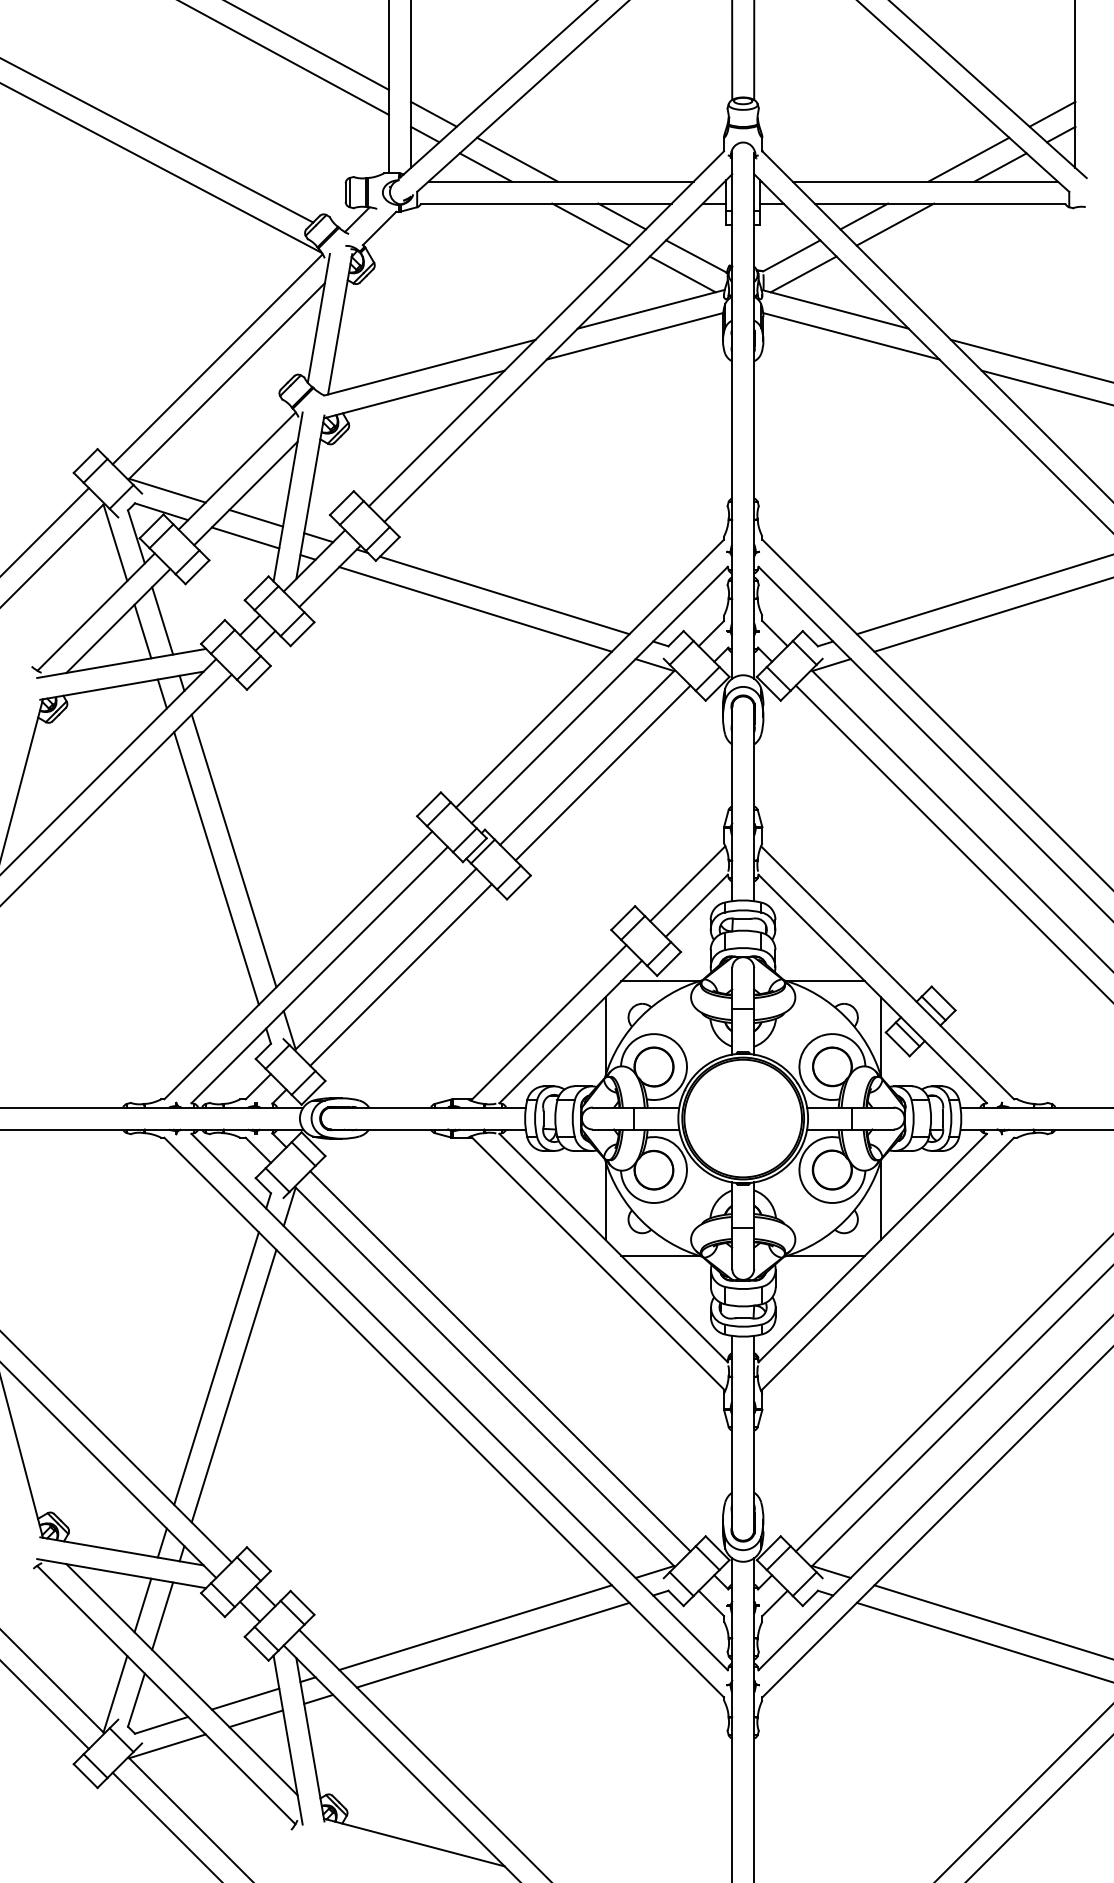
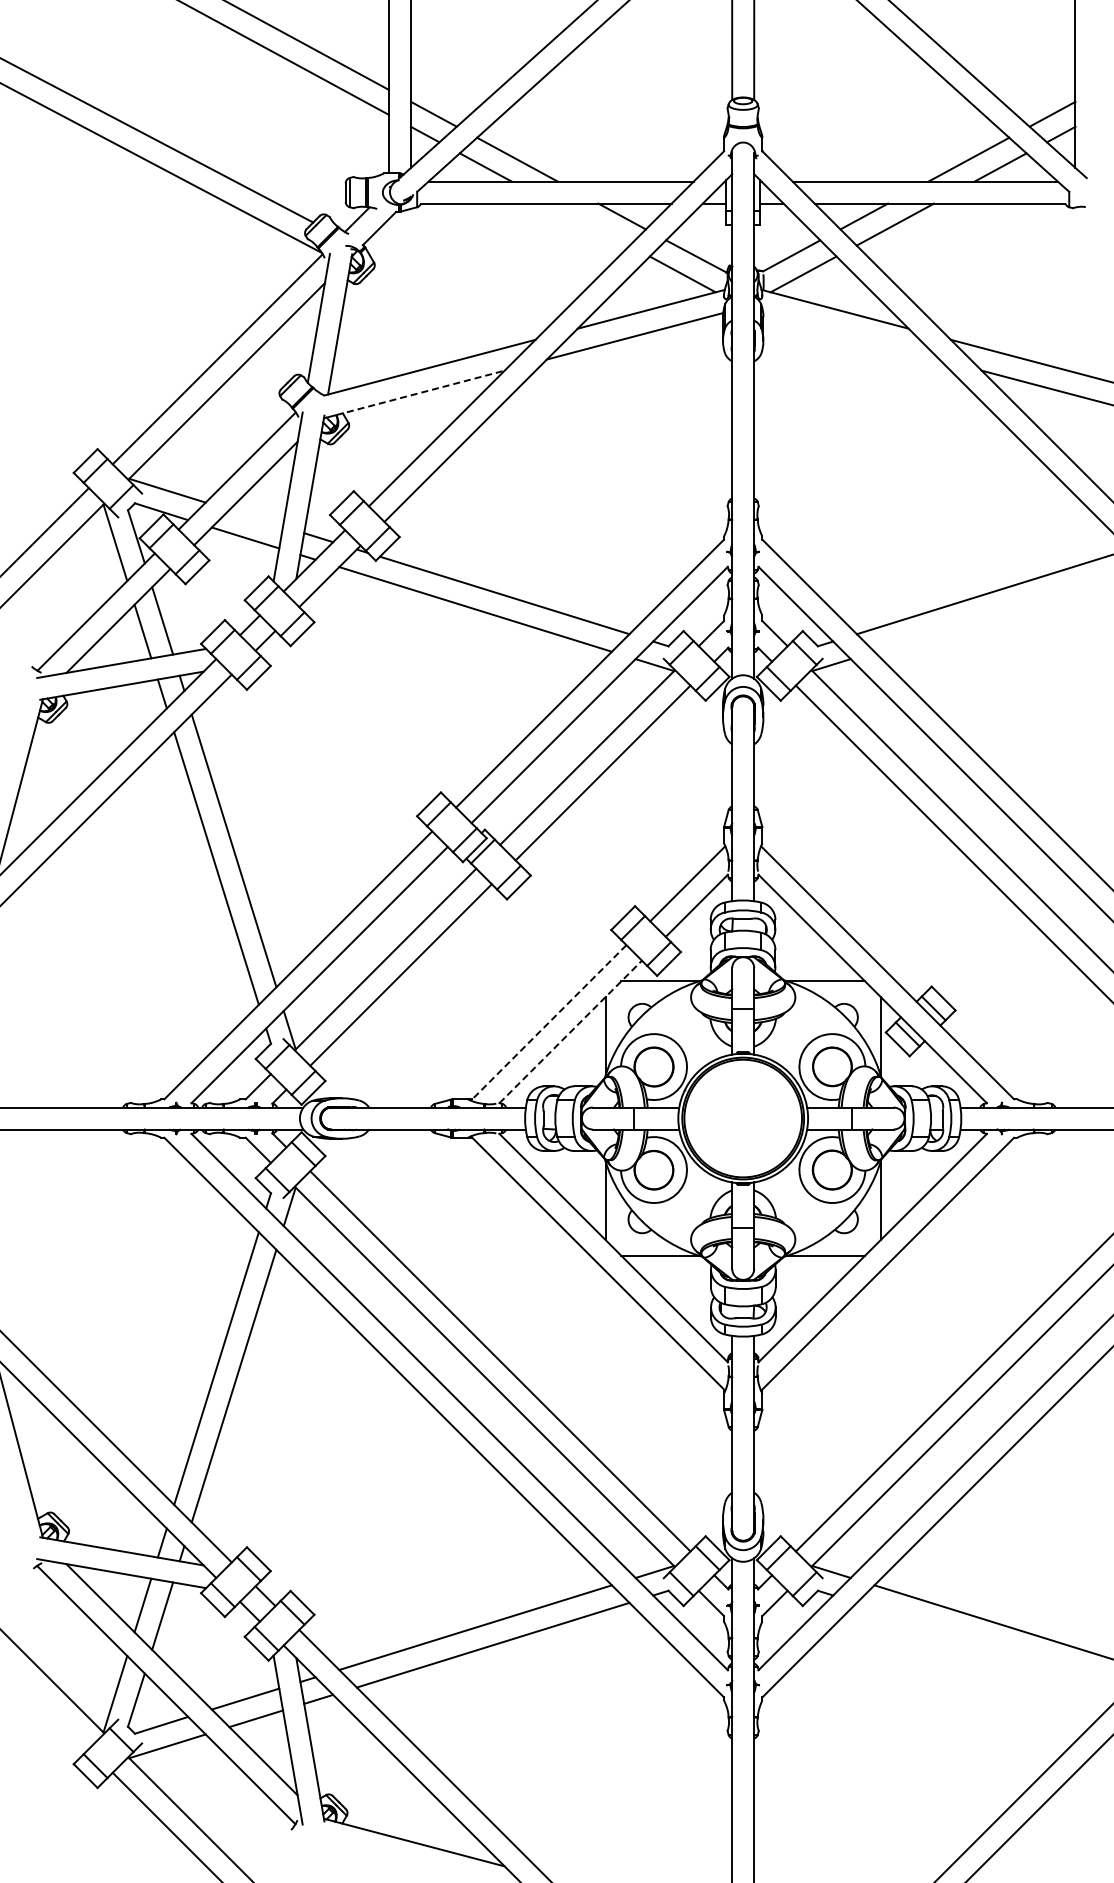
line: present -> none (590, 224)
line: present -> none (851, 336)
line: solid -> dashed (420, 392)
line: present -> none (256, 517)
line: present -> none (992, 614)
line: solid -> dashed (548, 1022)
line: solid -> dashed (570, 1031)
line: present -> none (983, 1641)
line: present -> none (45, 1705)
